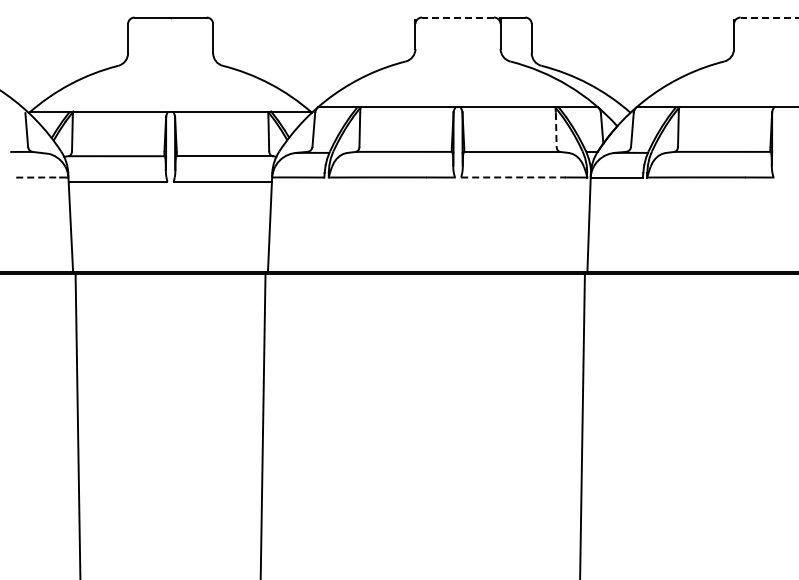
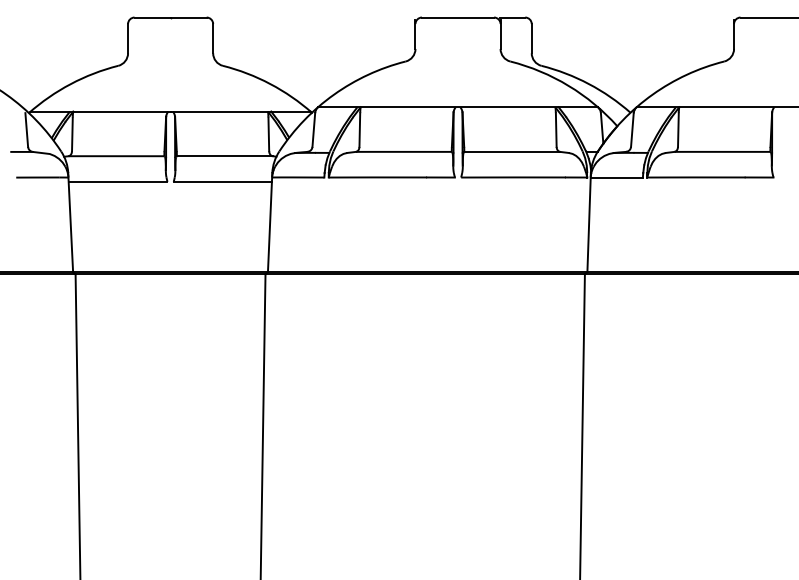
line: dashed -> solid (457, 17)
line: dashed -> solid (769, 17)
line: dashed -> solid (556, 130)
line: dashed -> solid (37, 177)
line: dashed -> solid (513, 177)
